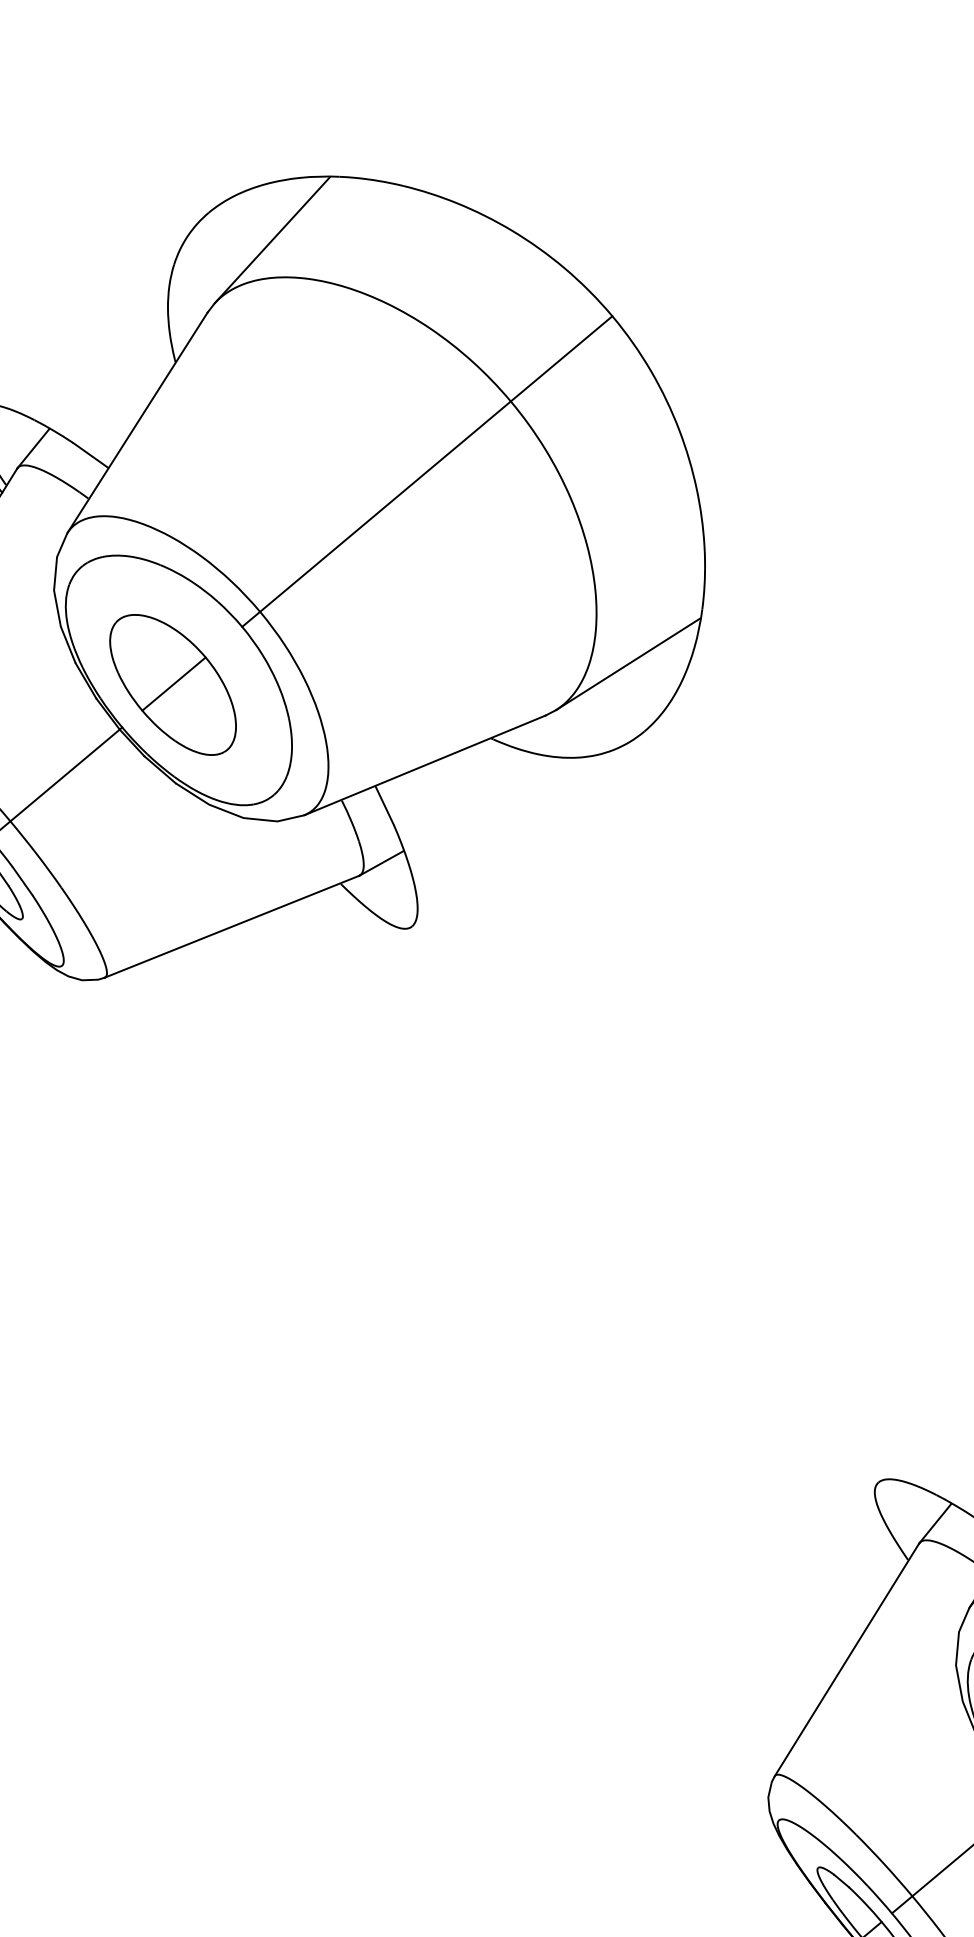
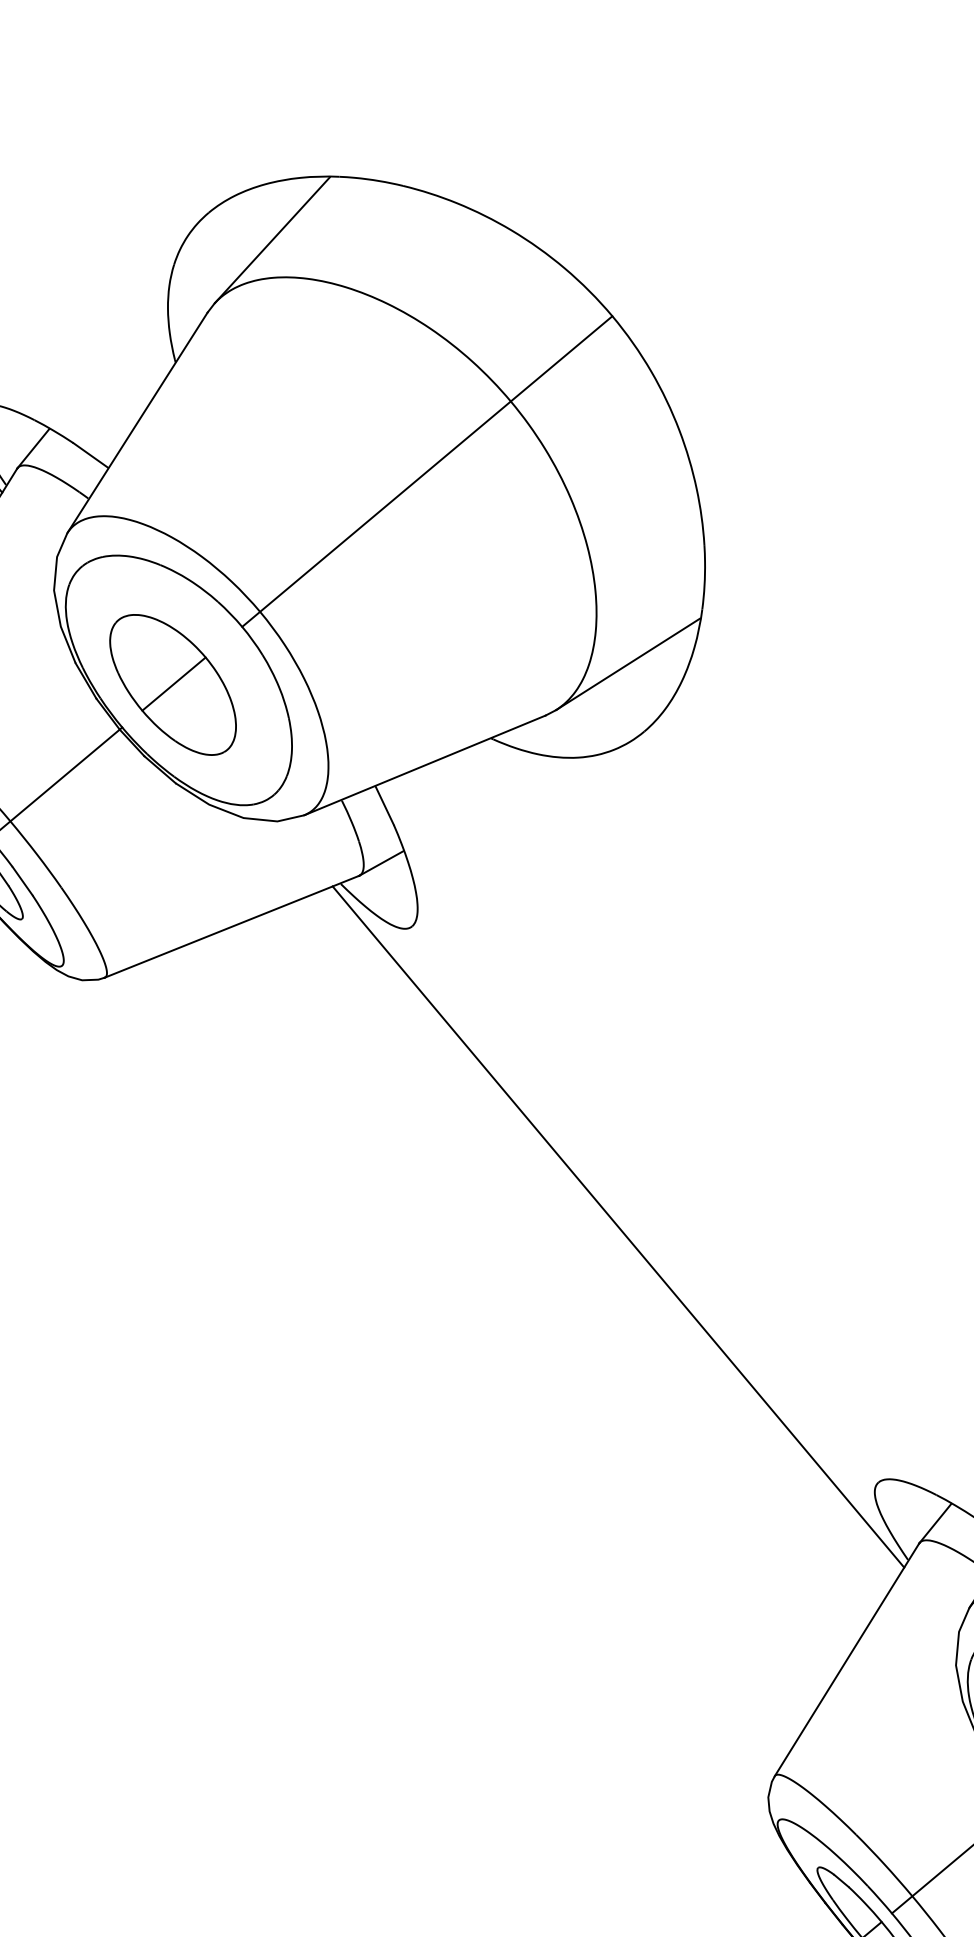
line: none -> present (618, 1226)
